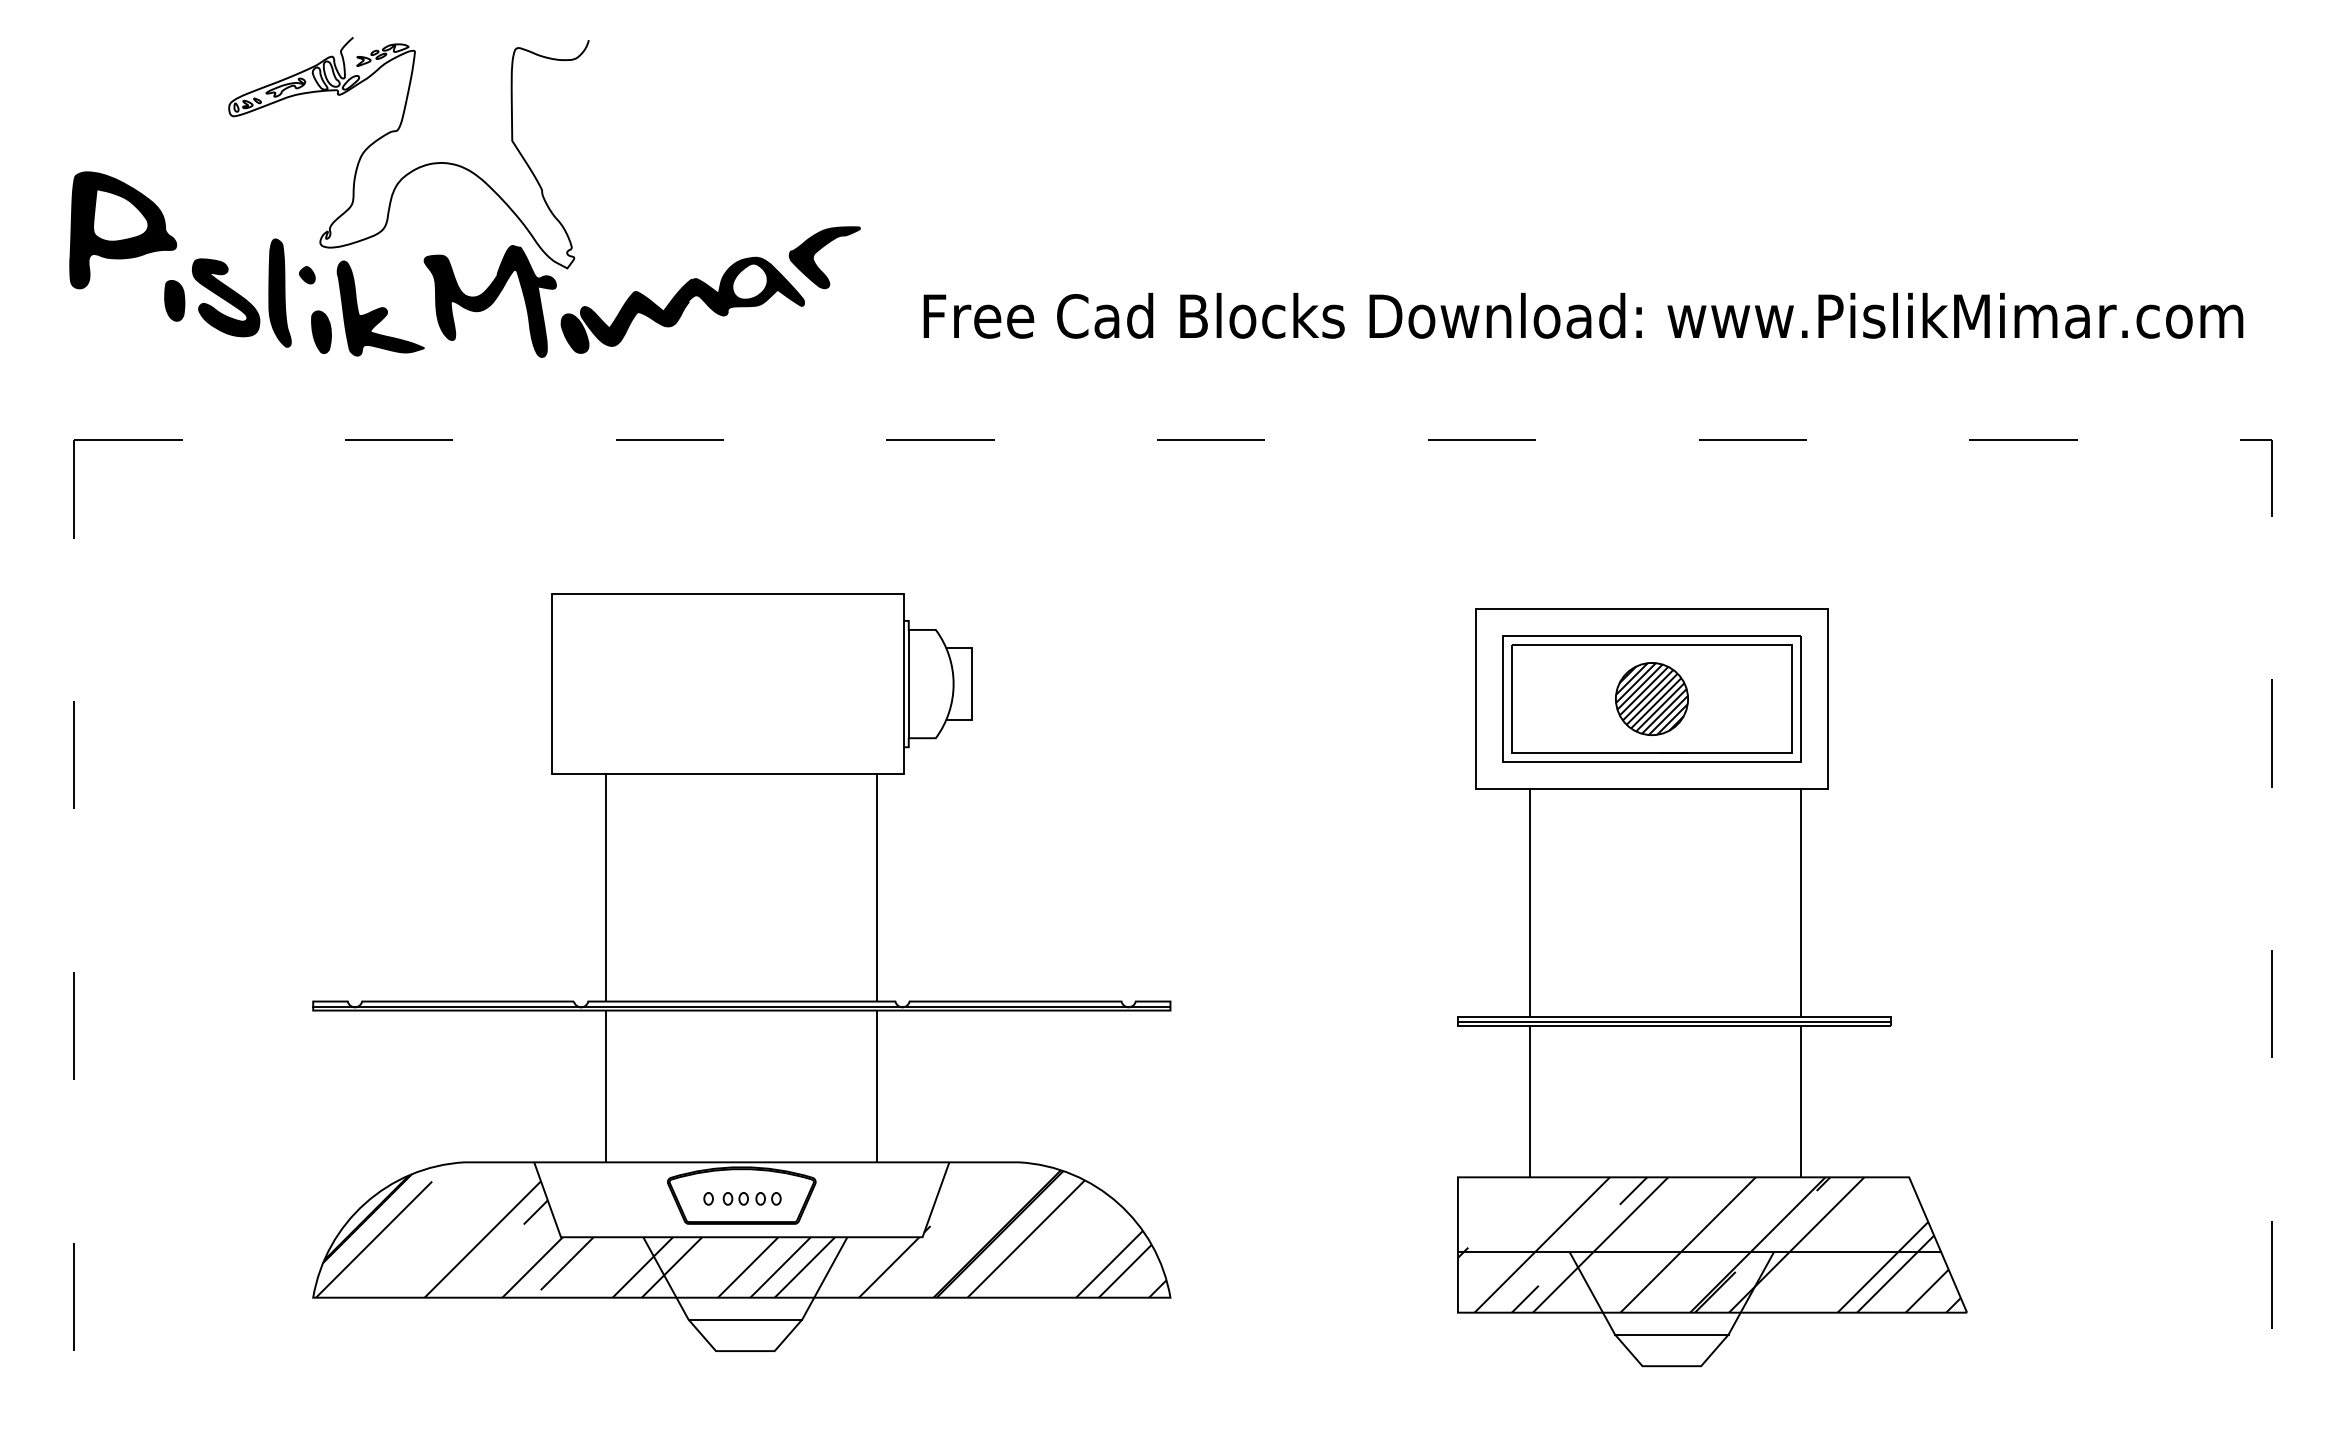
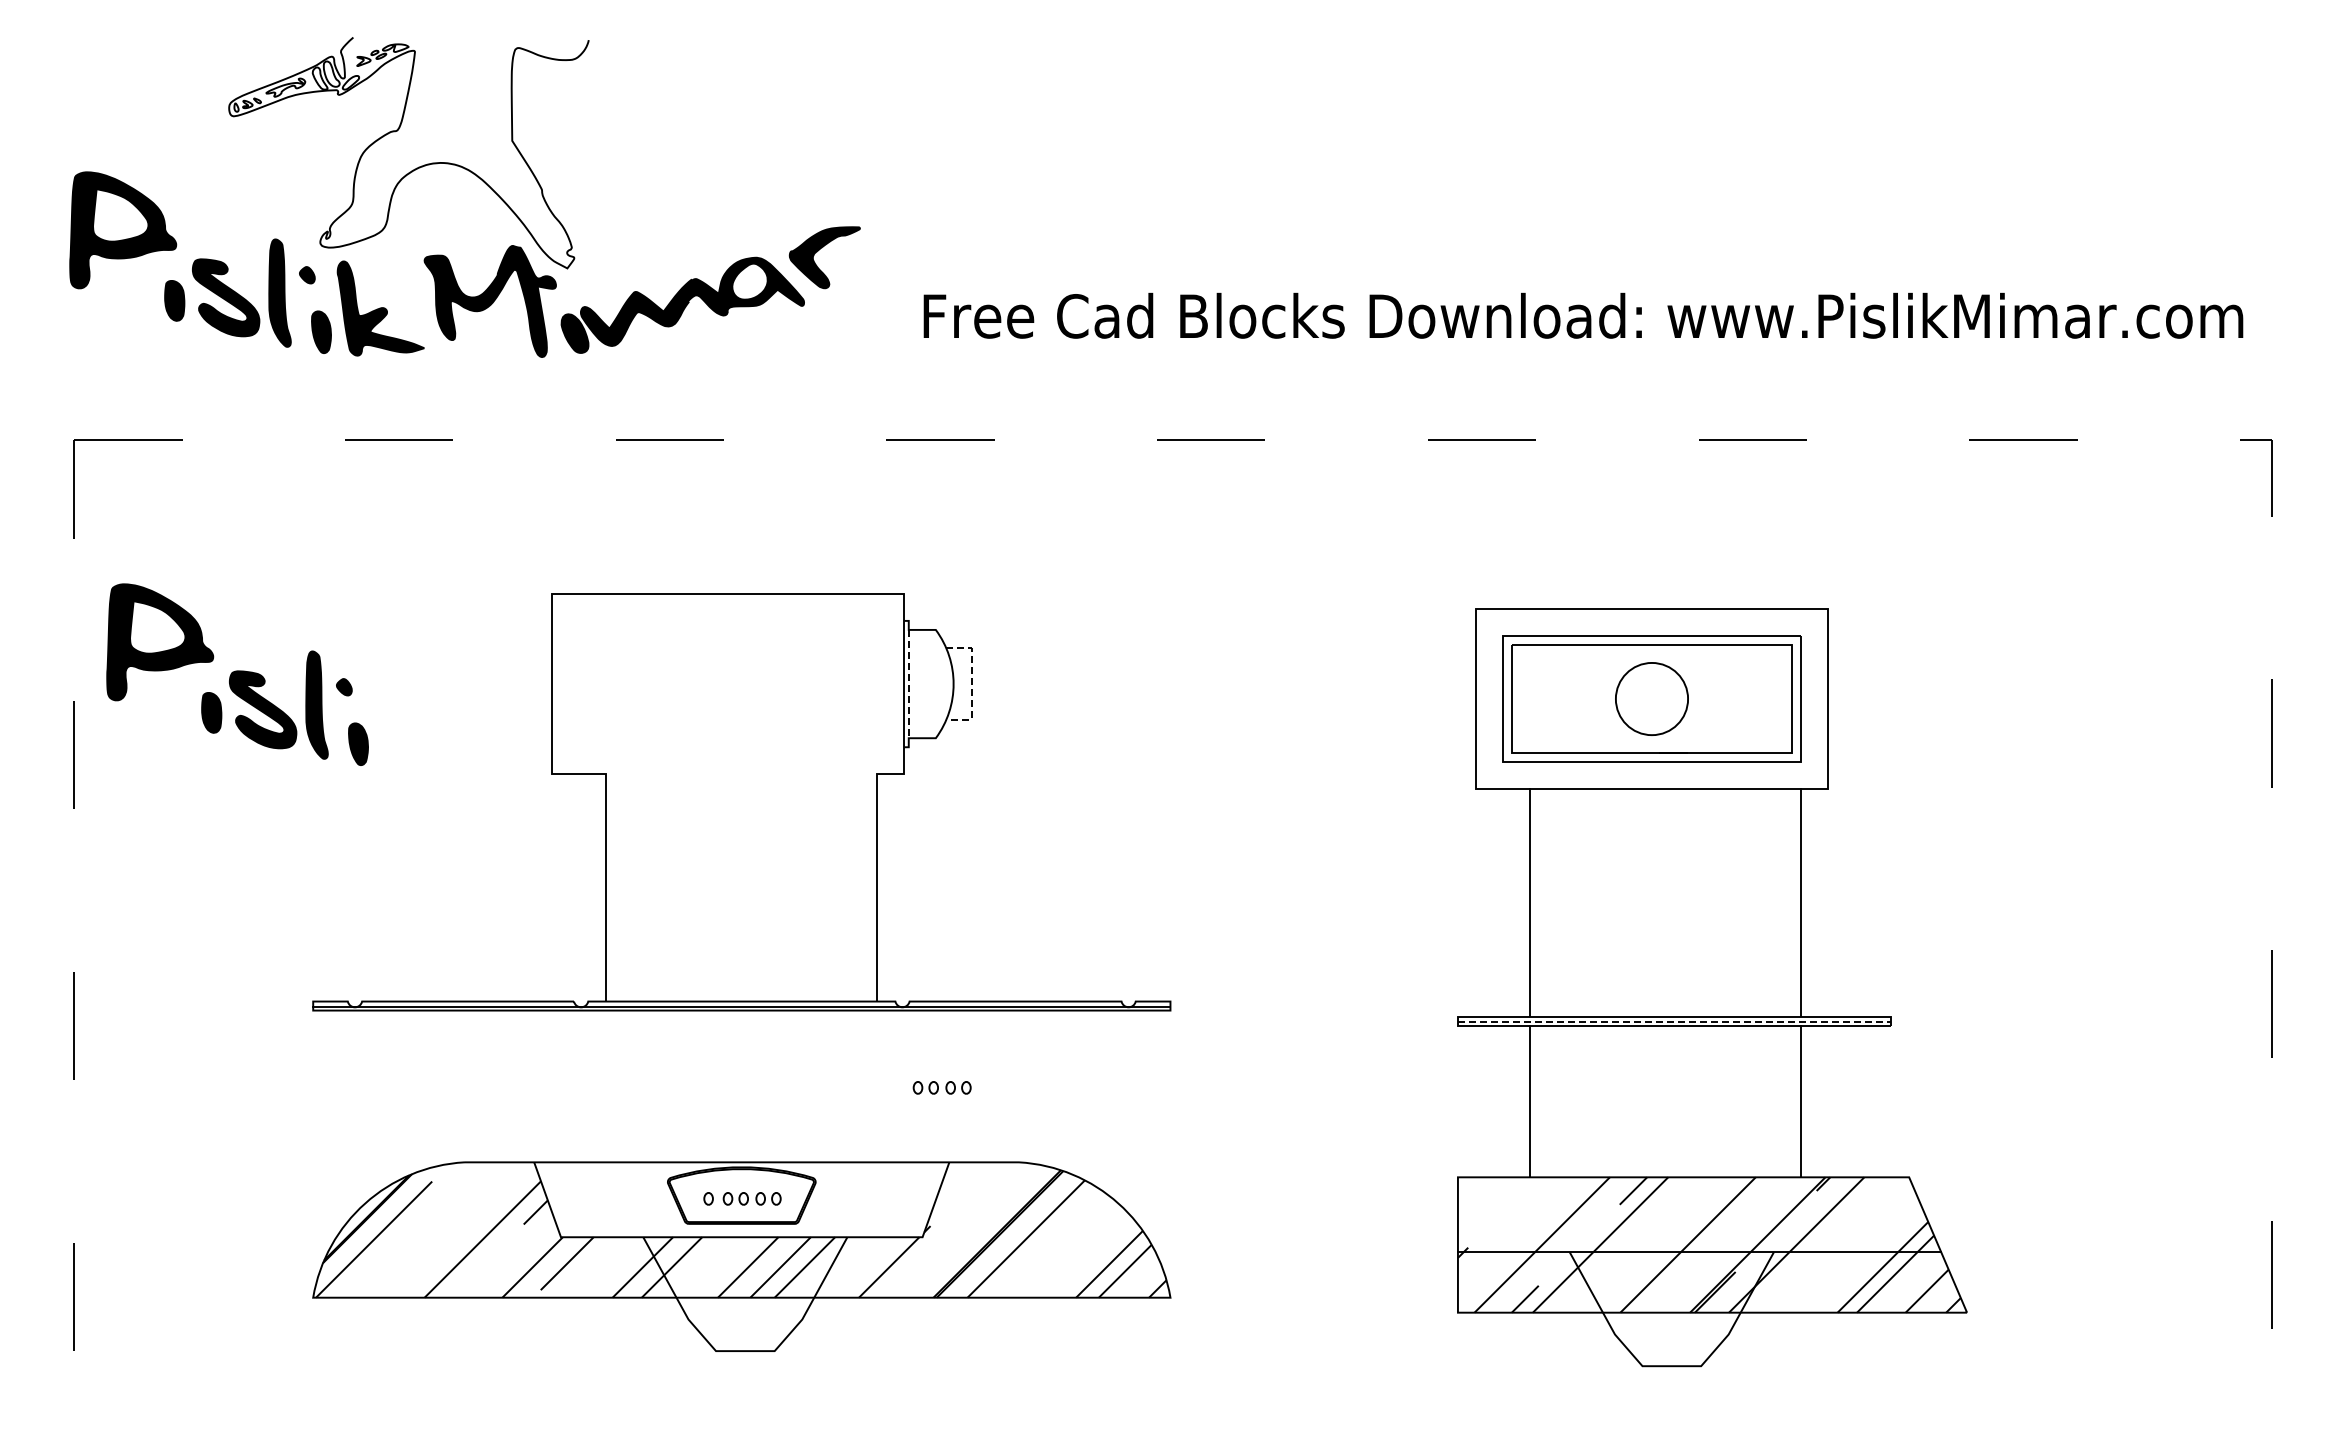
part: none -> present (237, 674)
line: solid -> dashed (908, 684)
line: solid -> dashed (971, 684)
hatch: present -> none (1651, 699)
line: present -> none (741, 774)
line: solid -> dashed (1674, 1021)
line: present -> none (606, 1086)
line: present -> none (877, 1086)
part: none -> present (941, 1087)
line: present -> none (745, 1319)
line: present -> none (1671, 1334)
